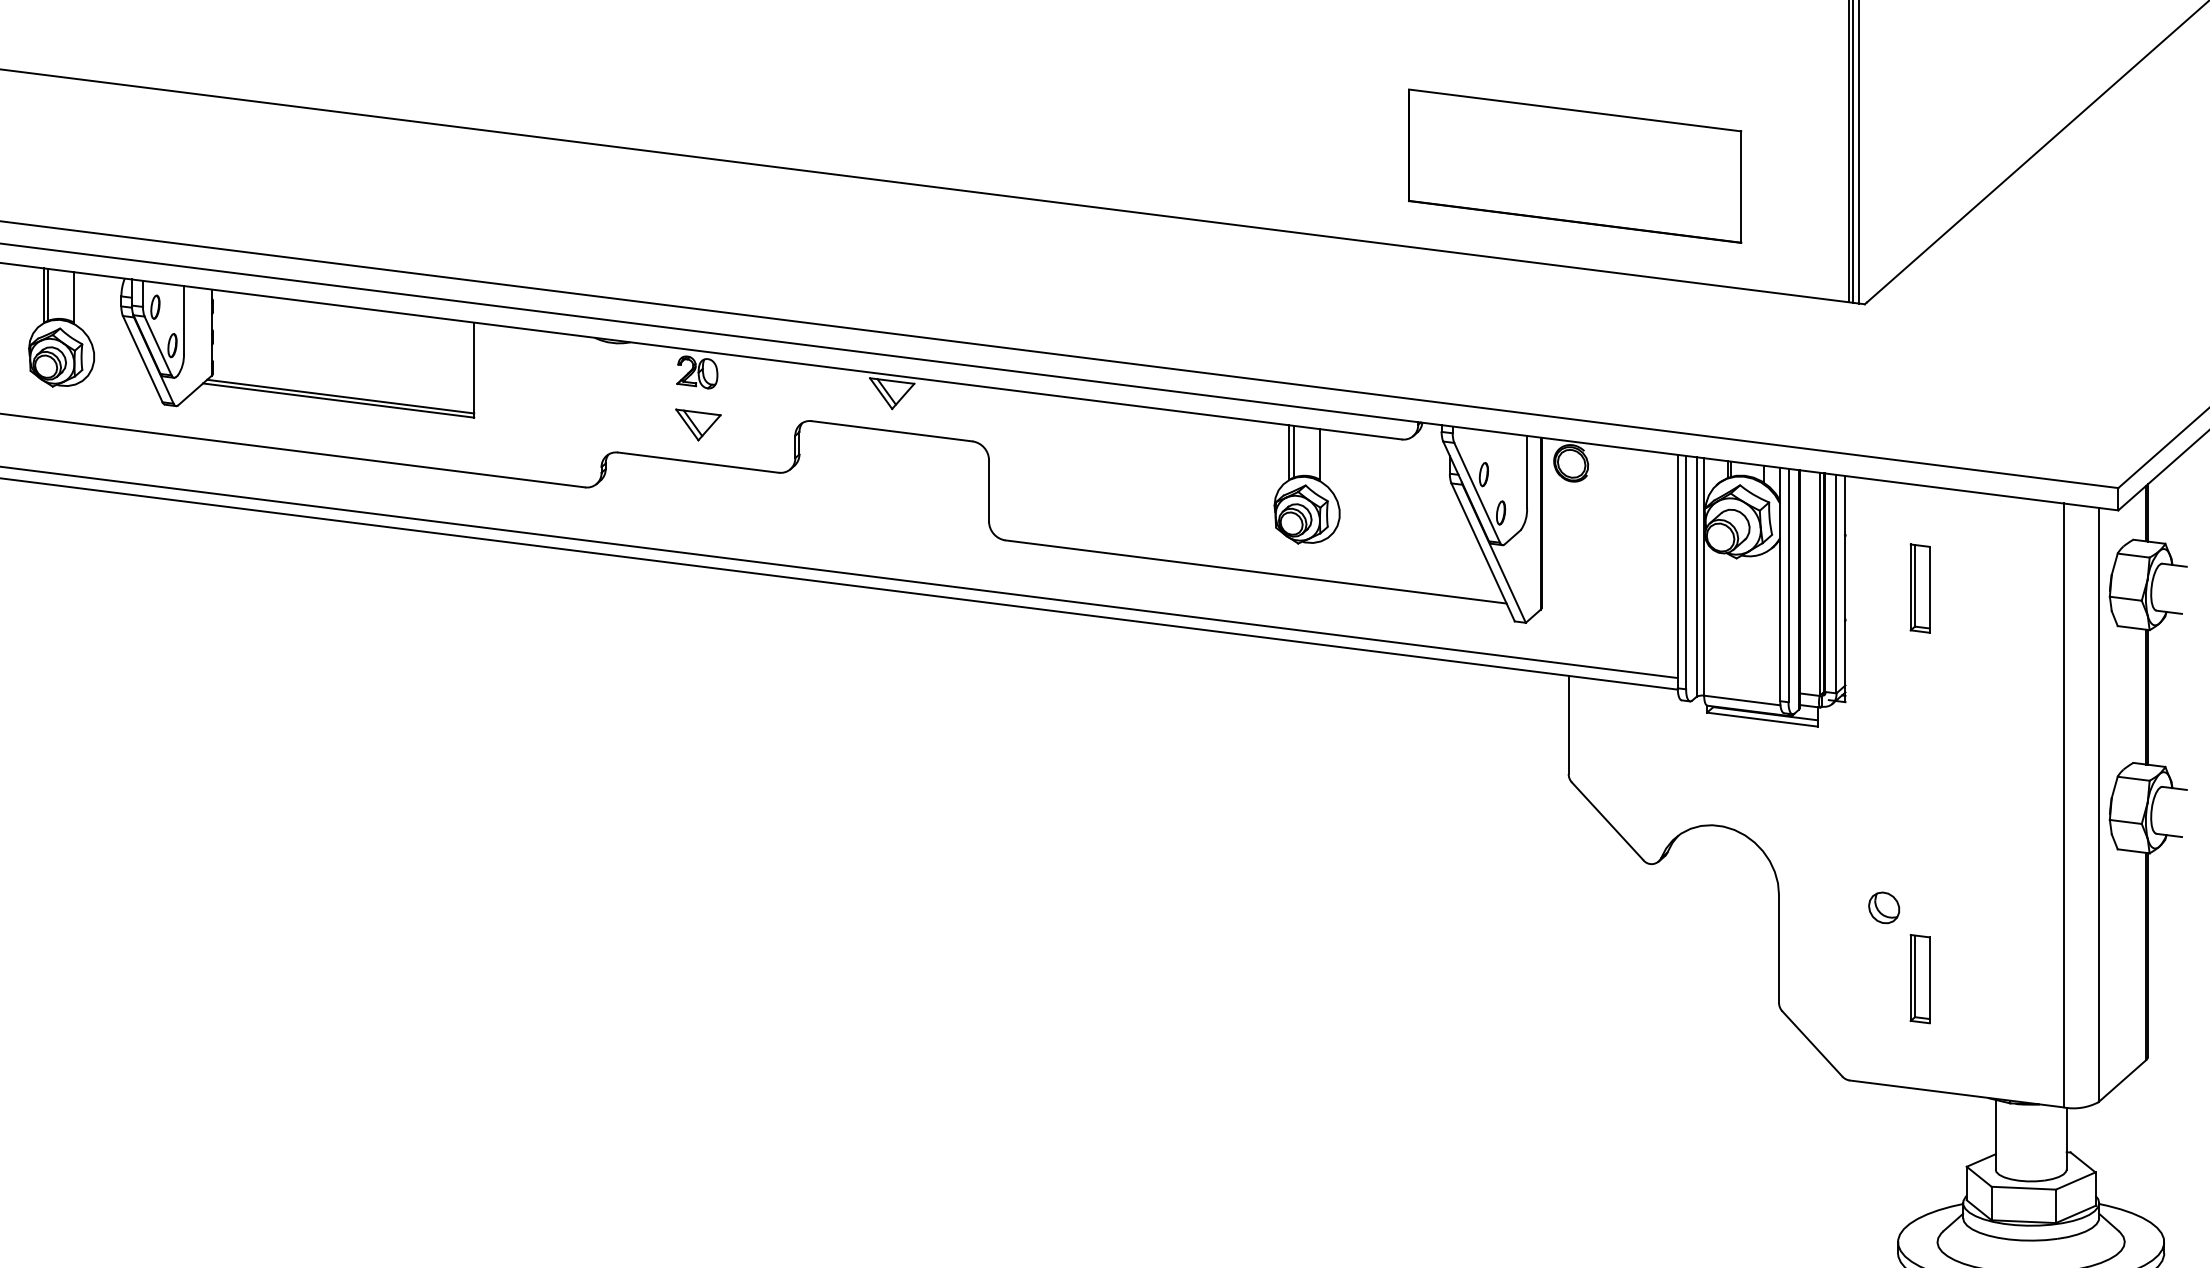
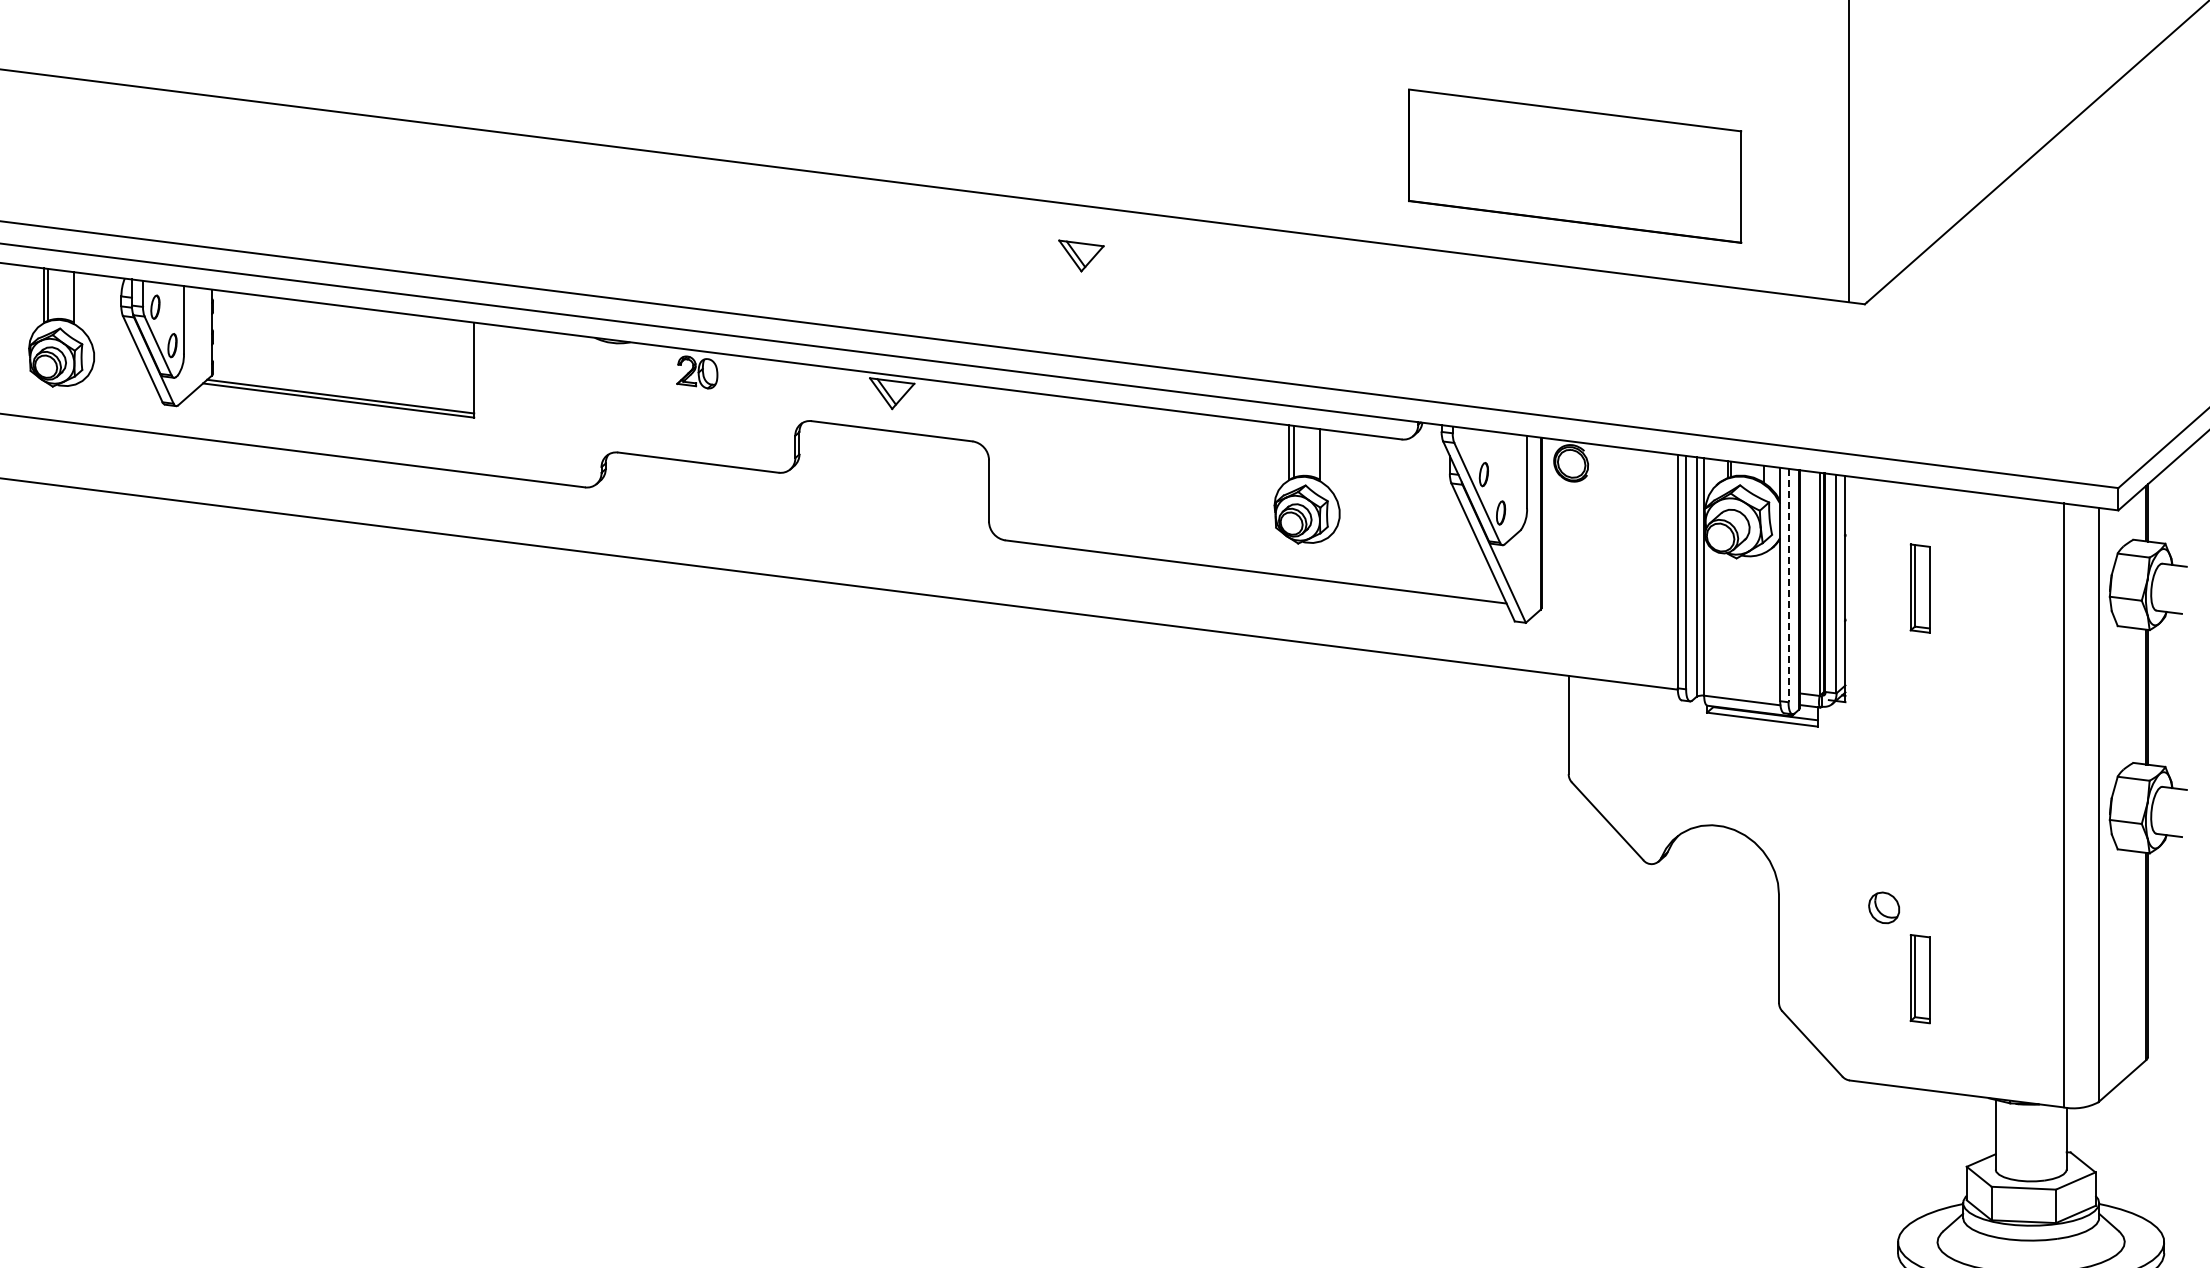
line: present -> none (1852, 152)
line: present -> none (1859, 152)
part position: (698, 424) -> (1081, 255) (1081, 255)
line: present -> none (839, 572)
line: solid -> dashed (1788, 585)
